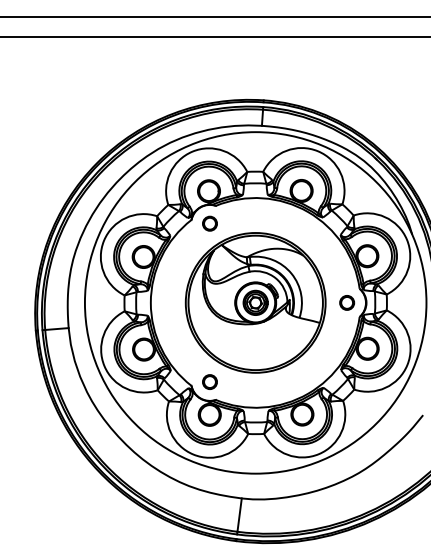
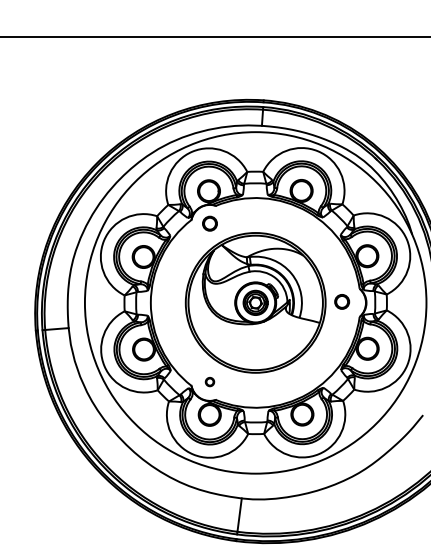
line: present -> none (214, 16)
circle position: (347, 302) -> (342, 301) (342, 301)
circle size: 16x16 px -> 12x11 px (209, 382)
